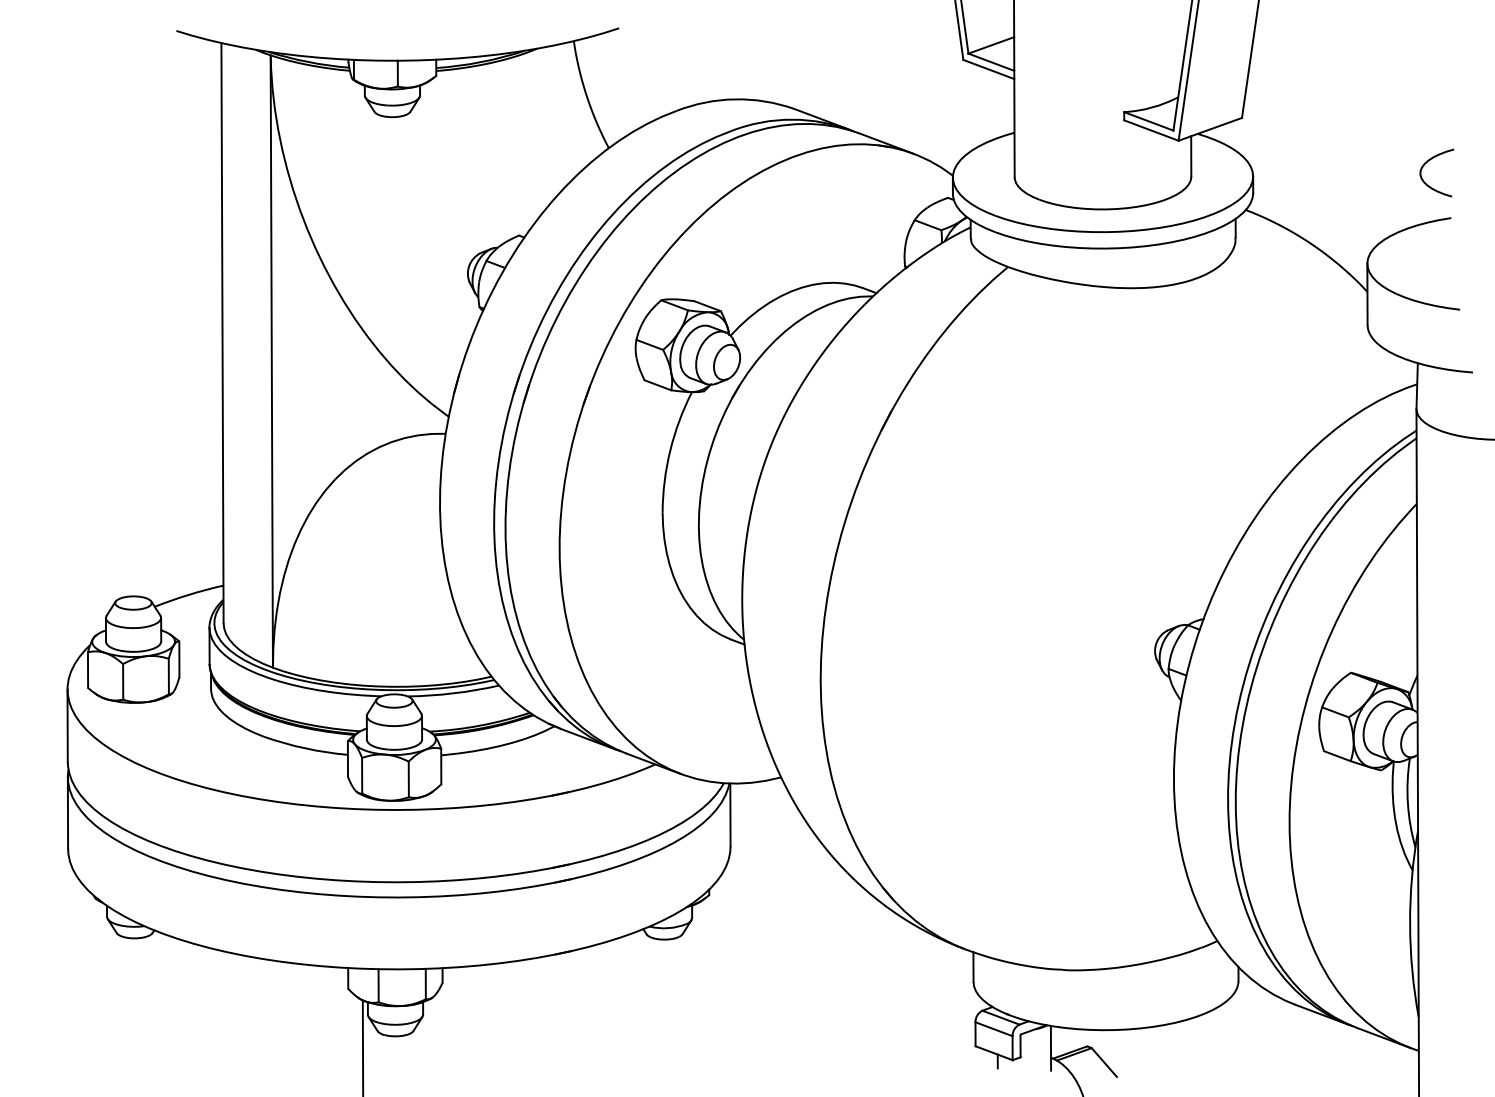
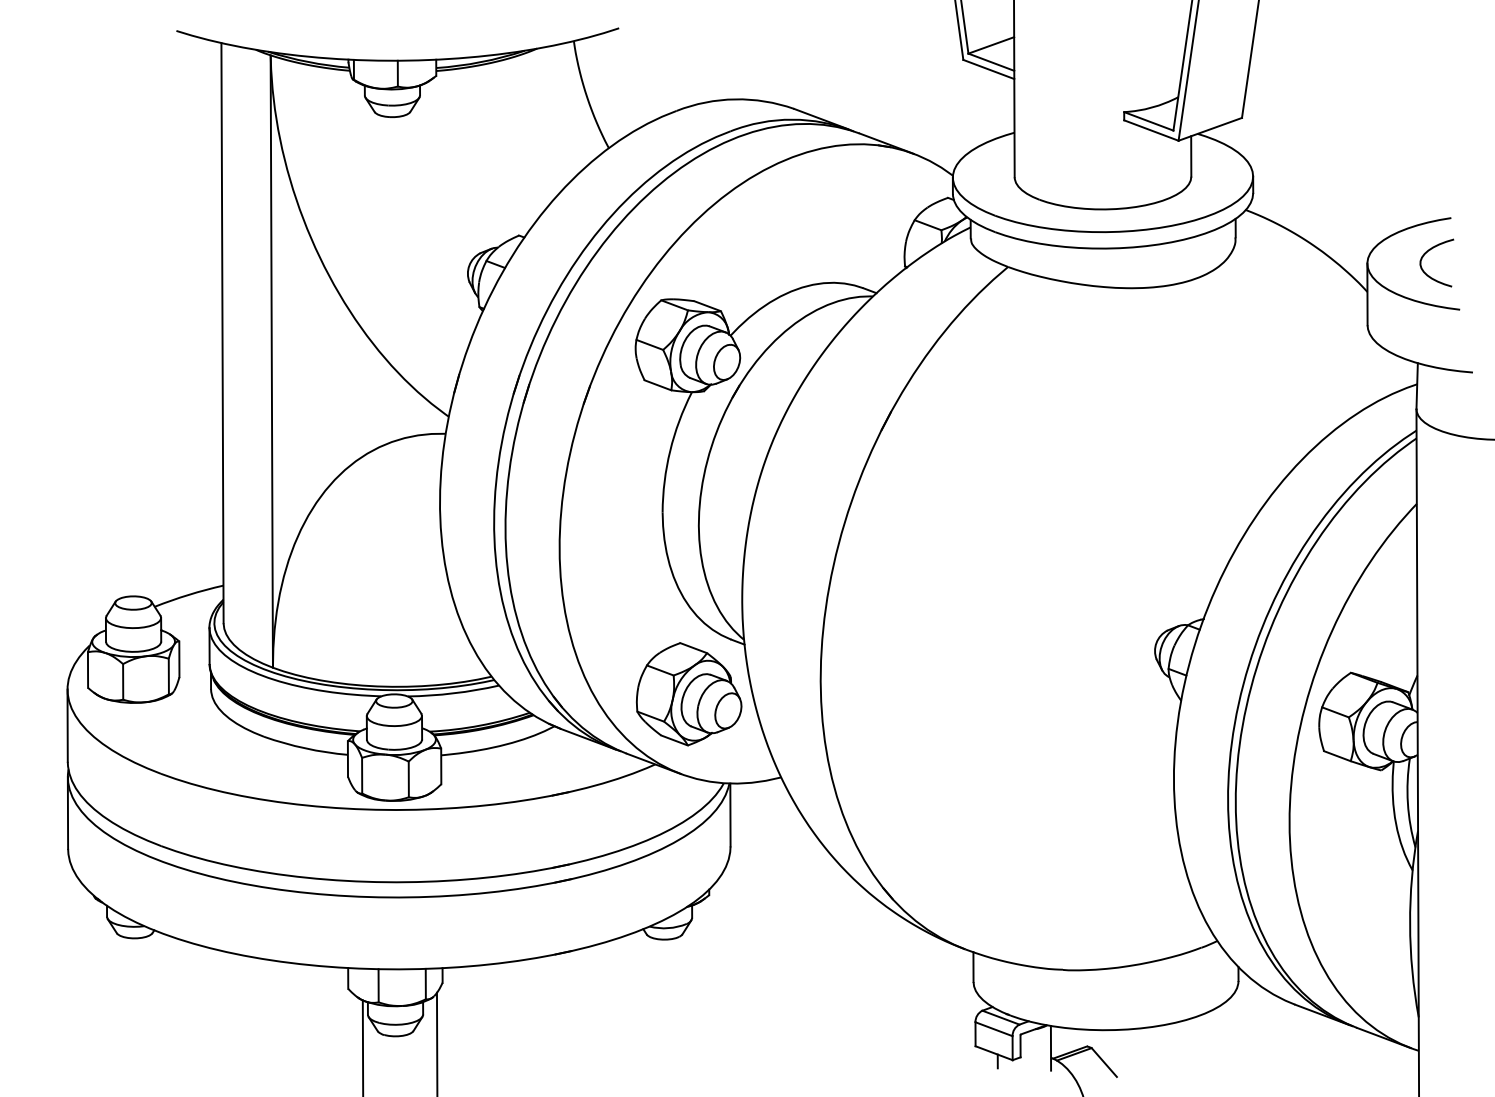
curve position: (1430, 160) -> (1430, 250) (1430, 250)
part: none -> present (689, 694)
line: none -> present (436, 1042)
